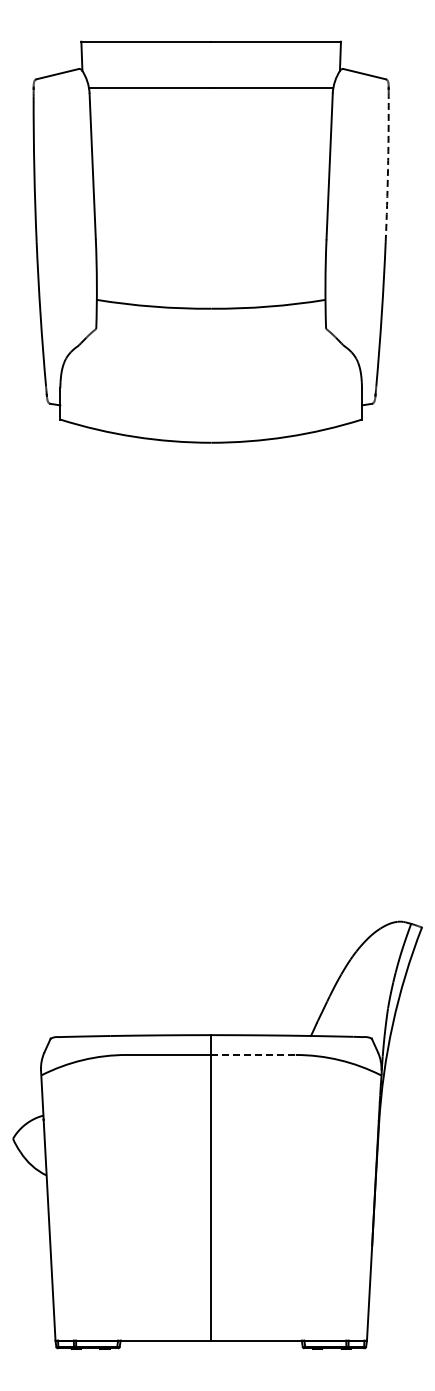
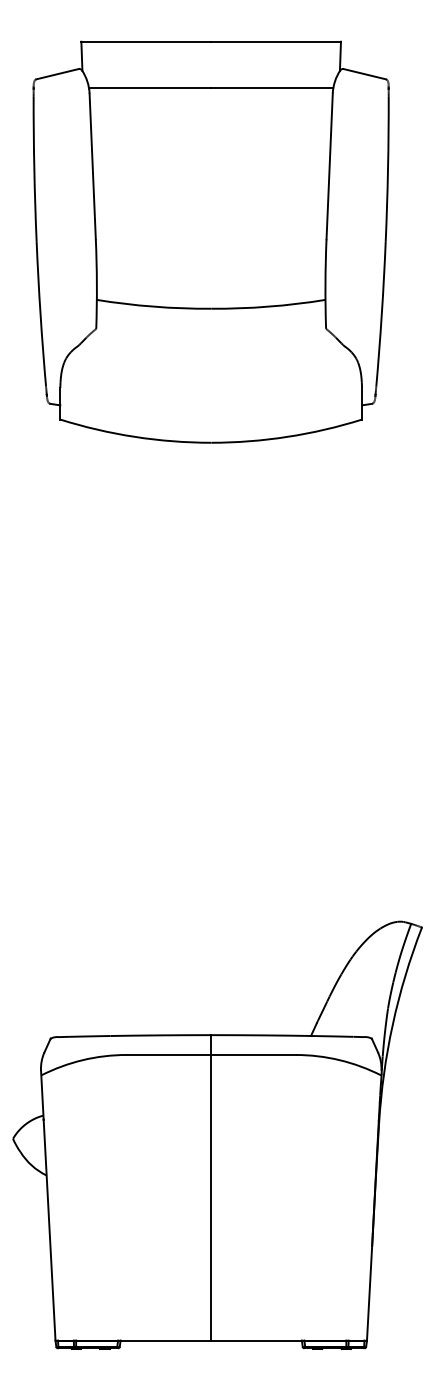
arc: dashed -> solid (388, 169)
line: dashed -> solid (254, 1054)
